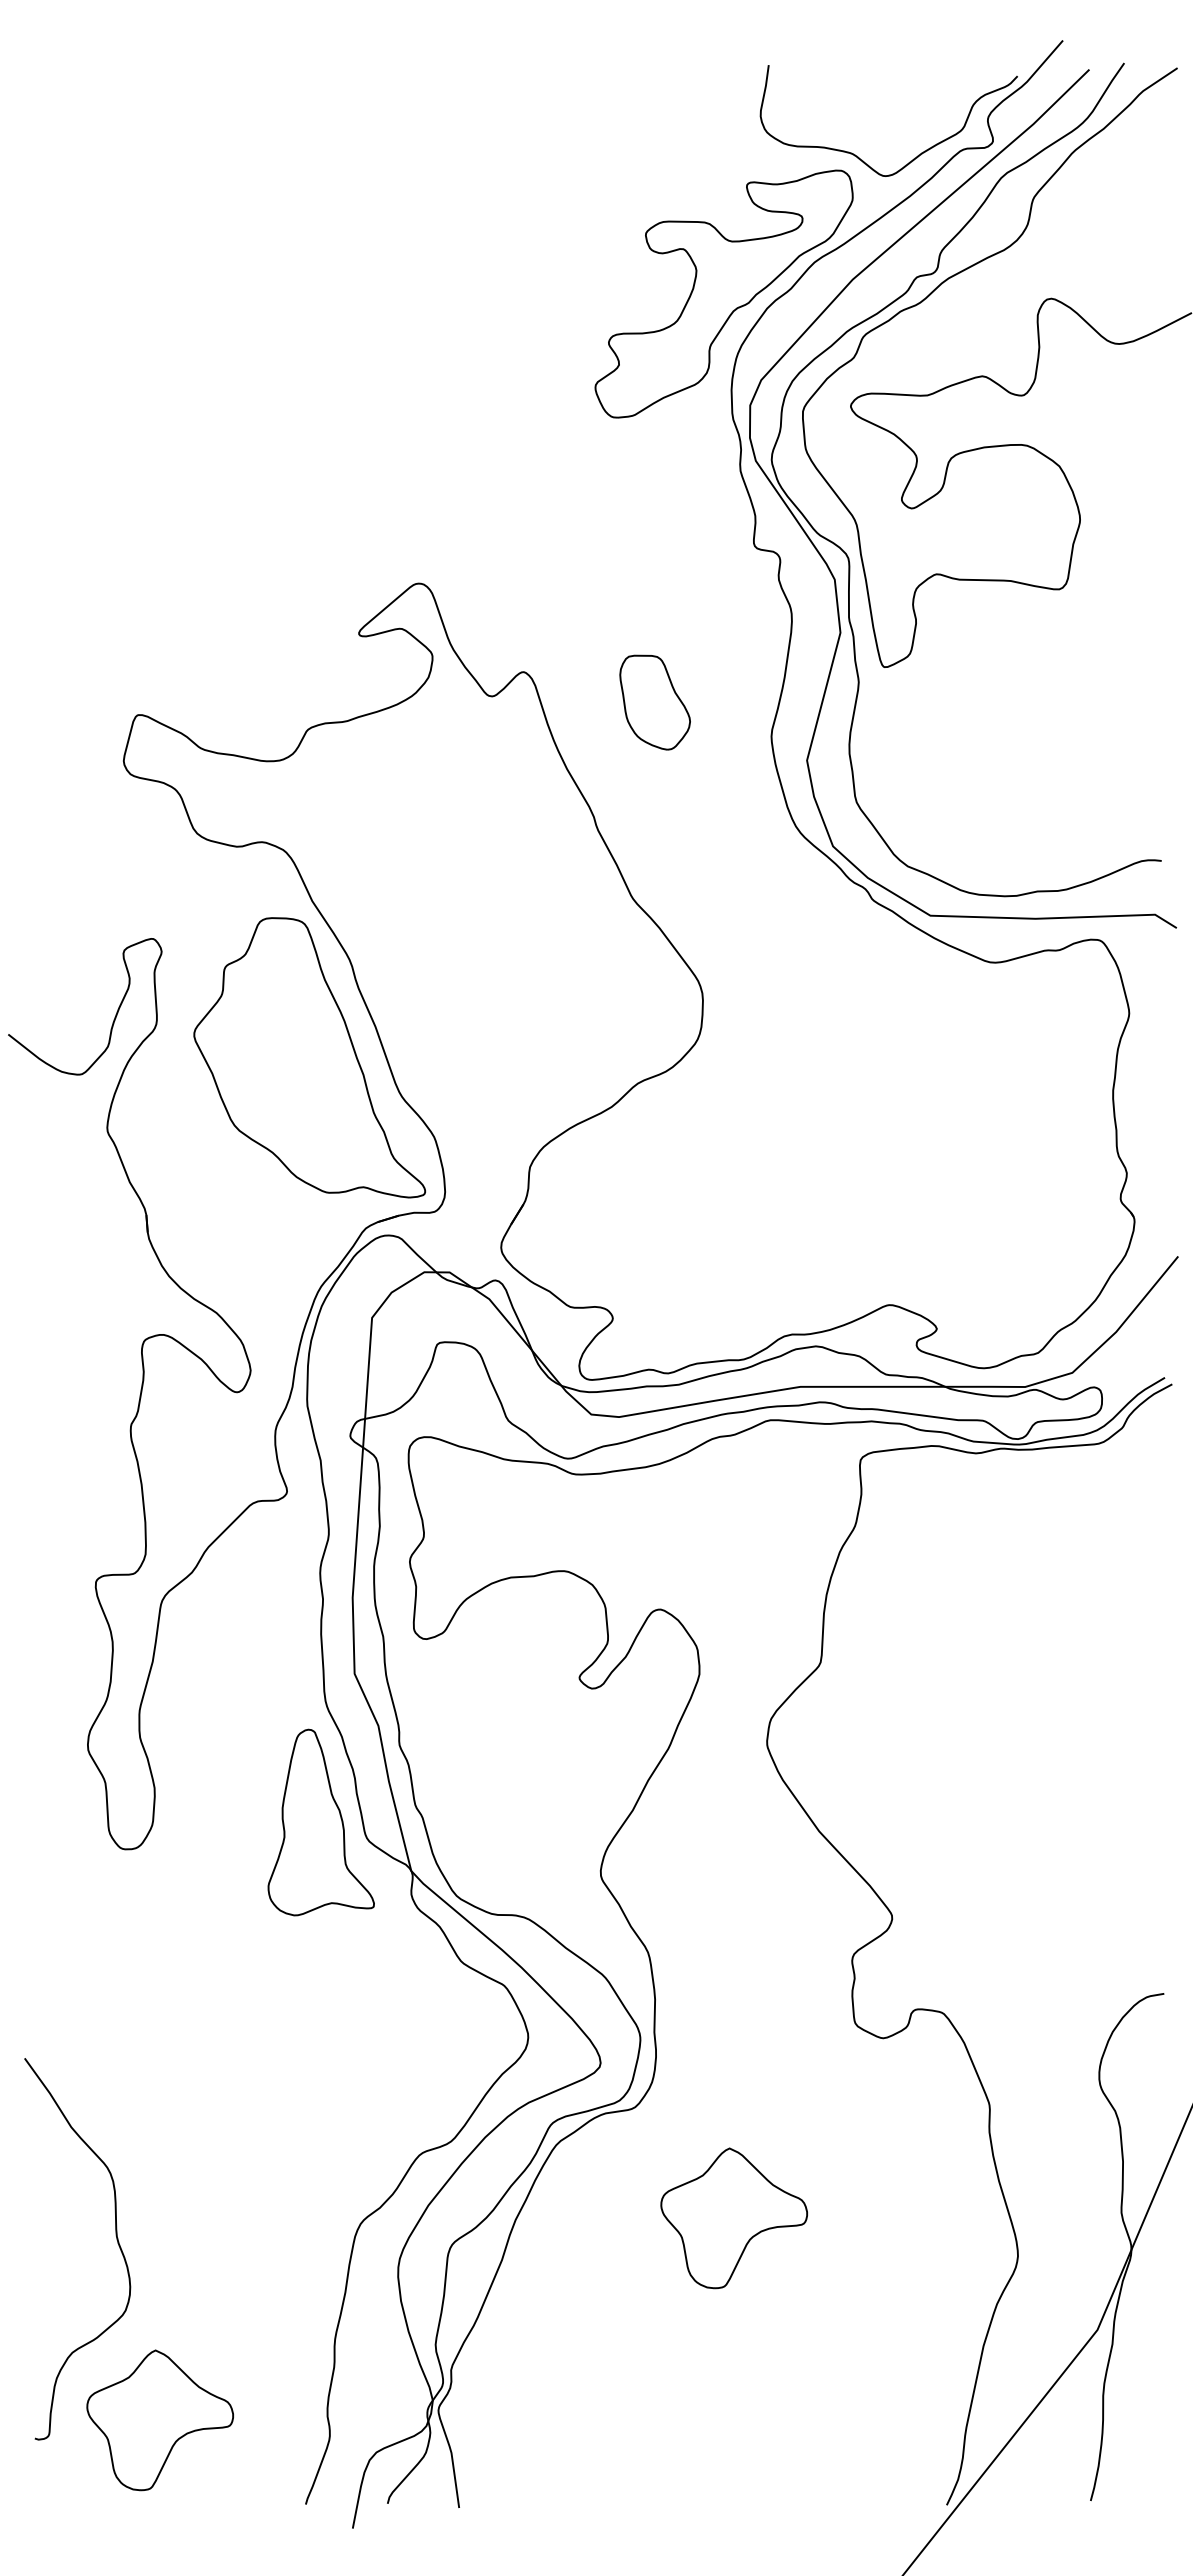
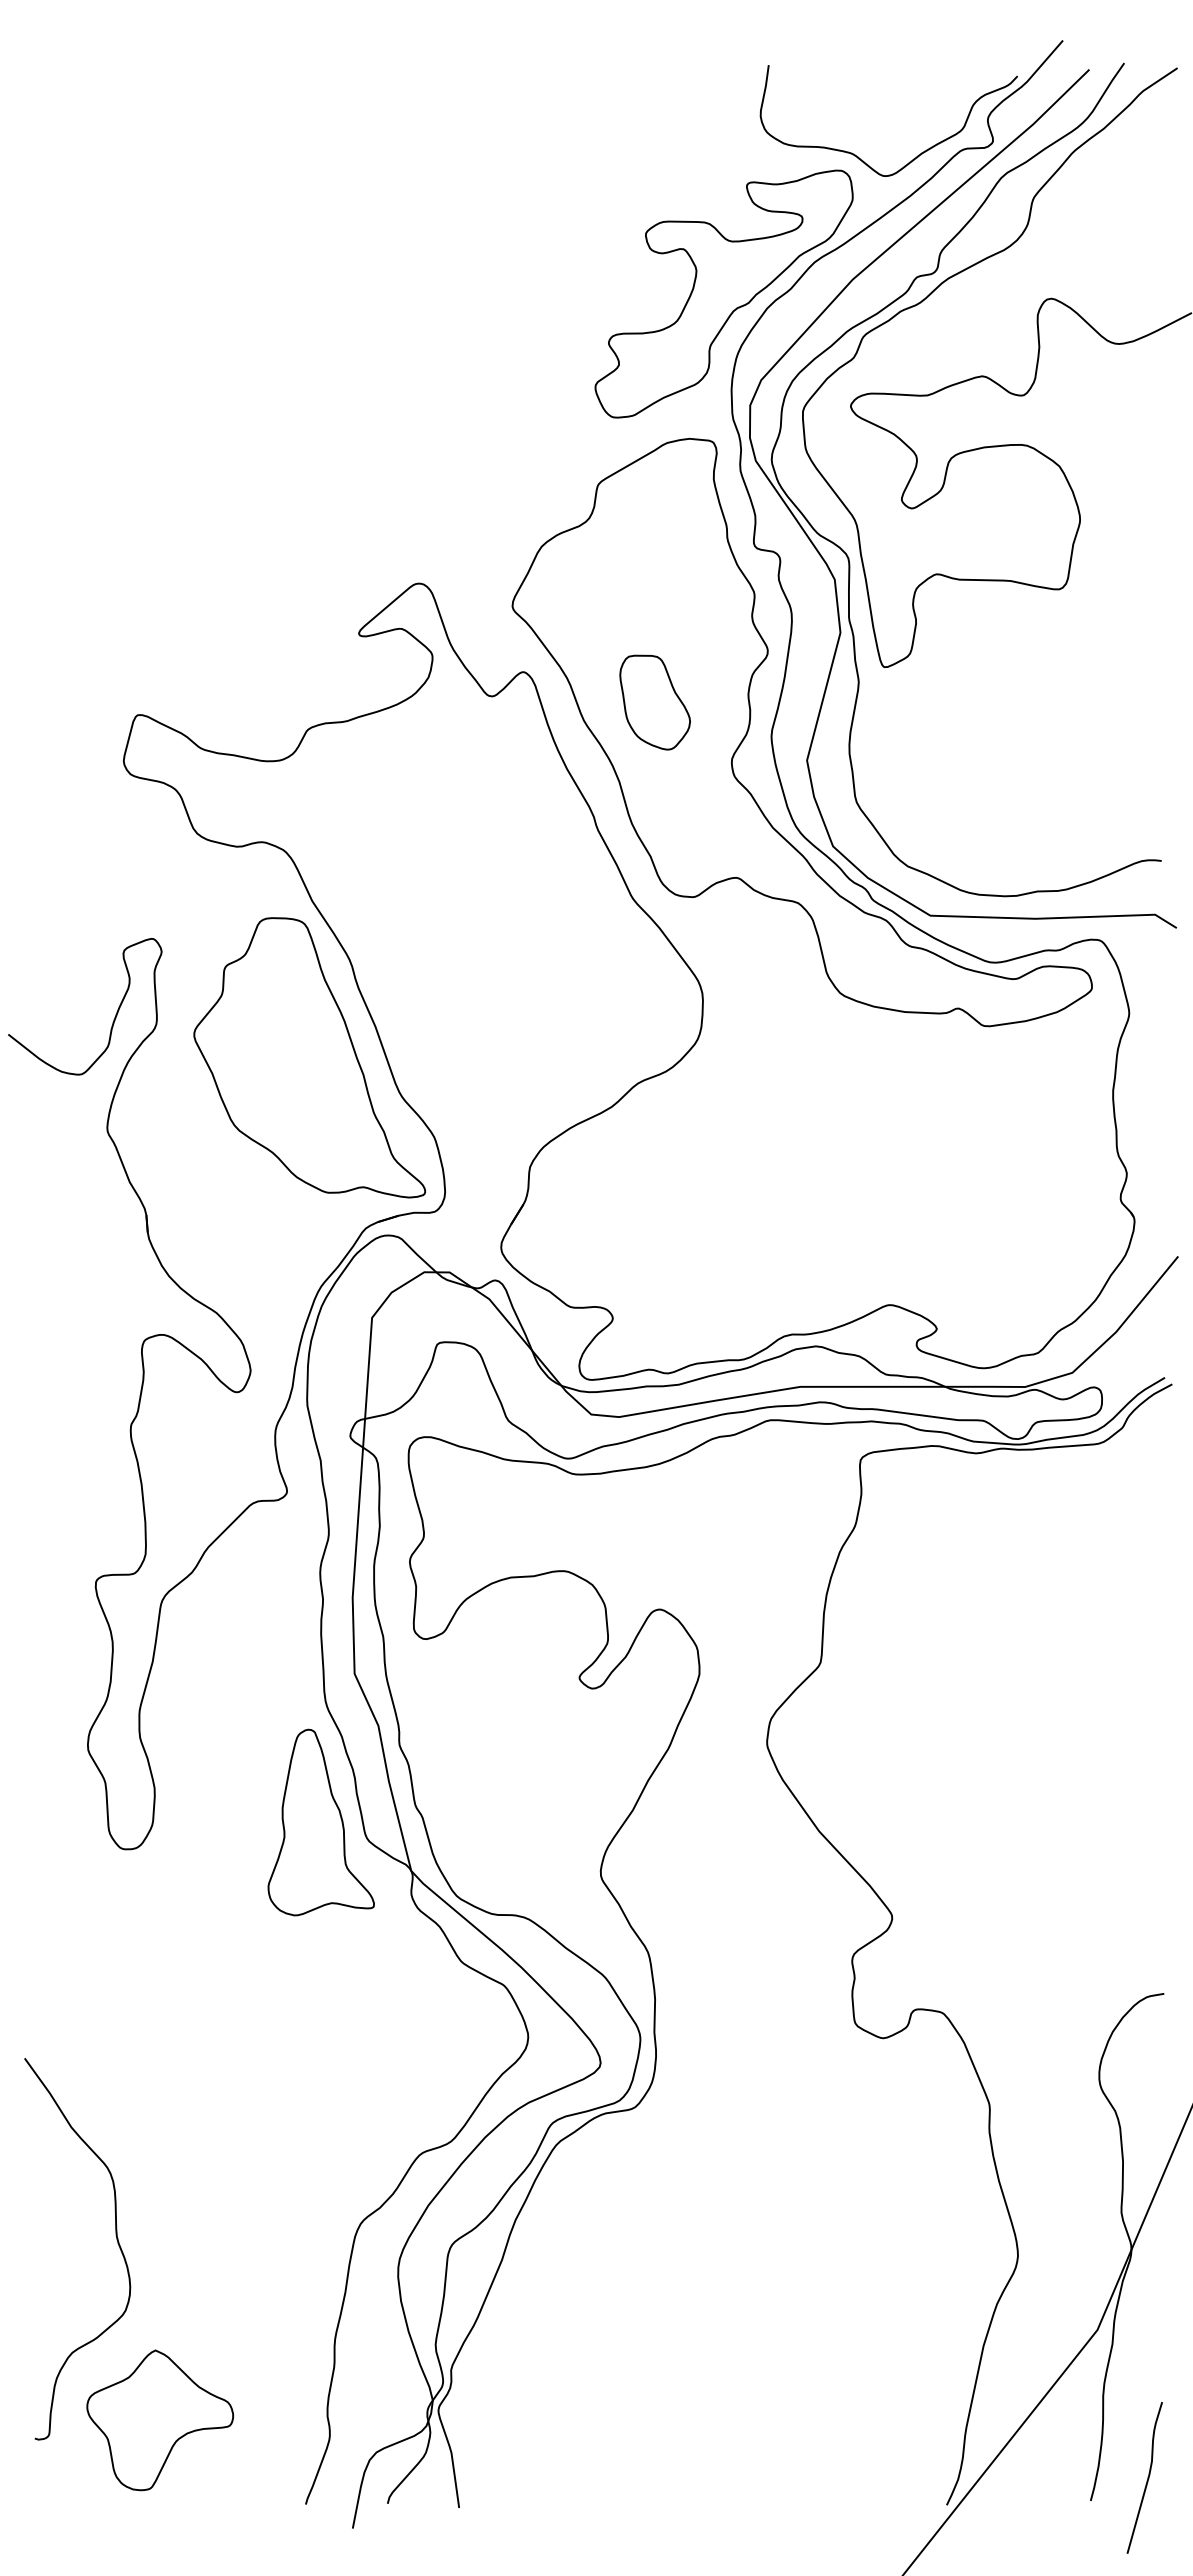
part: none -> present (750, 725)
part: present -> none (733, 2218)
curve: none -> present (1147, 2477)
